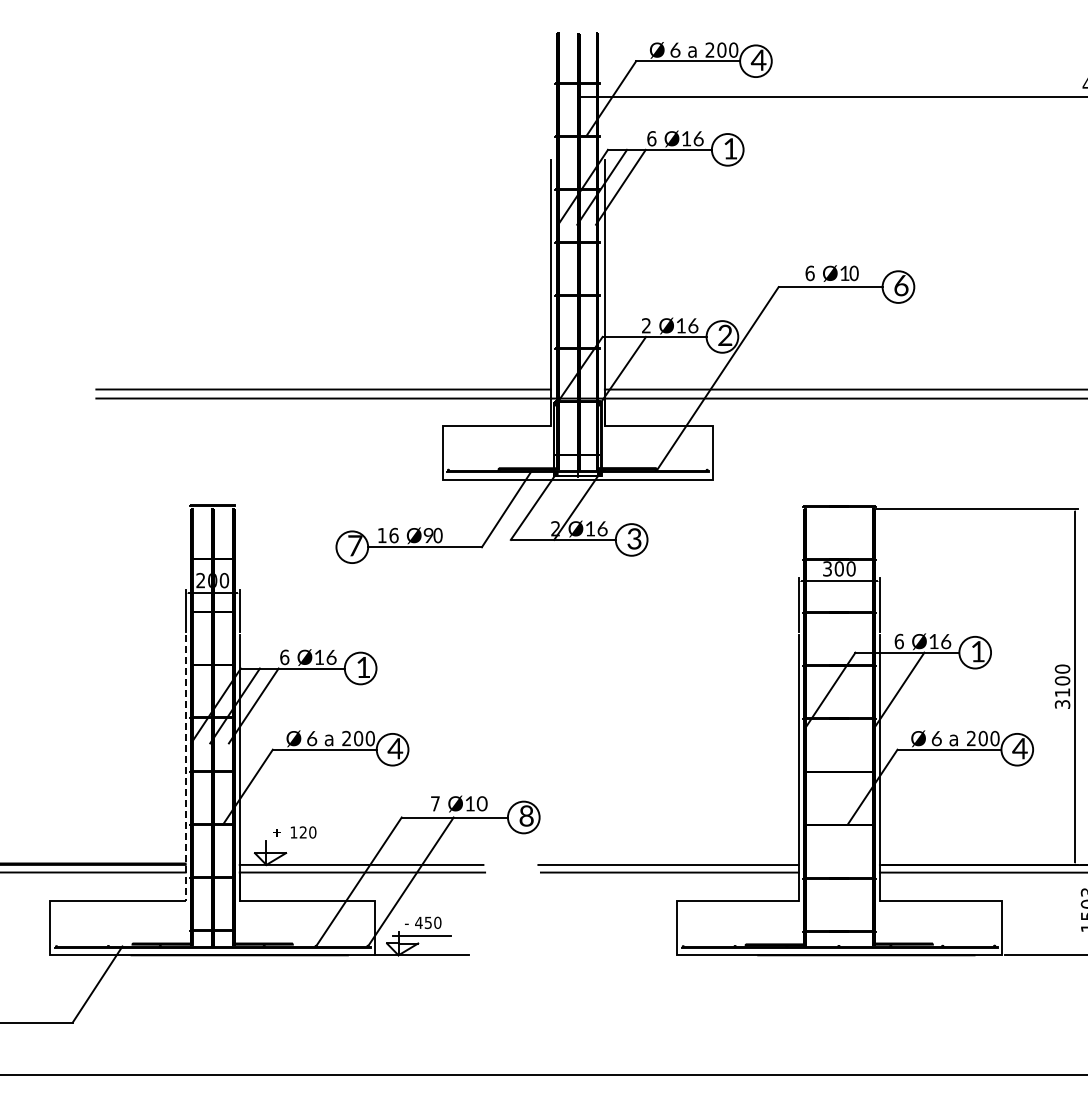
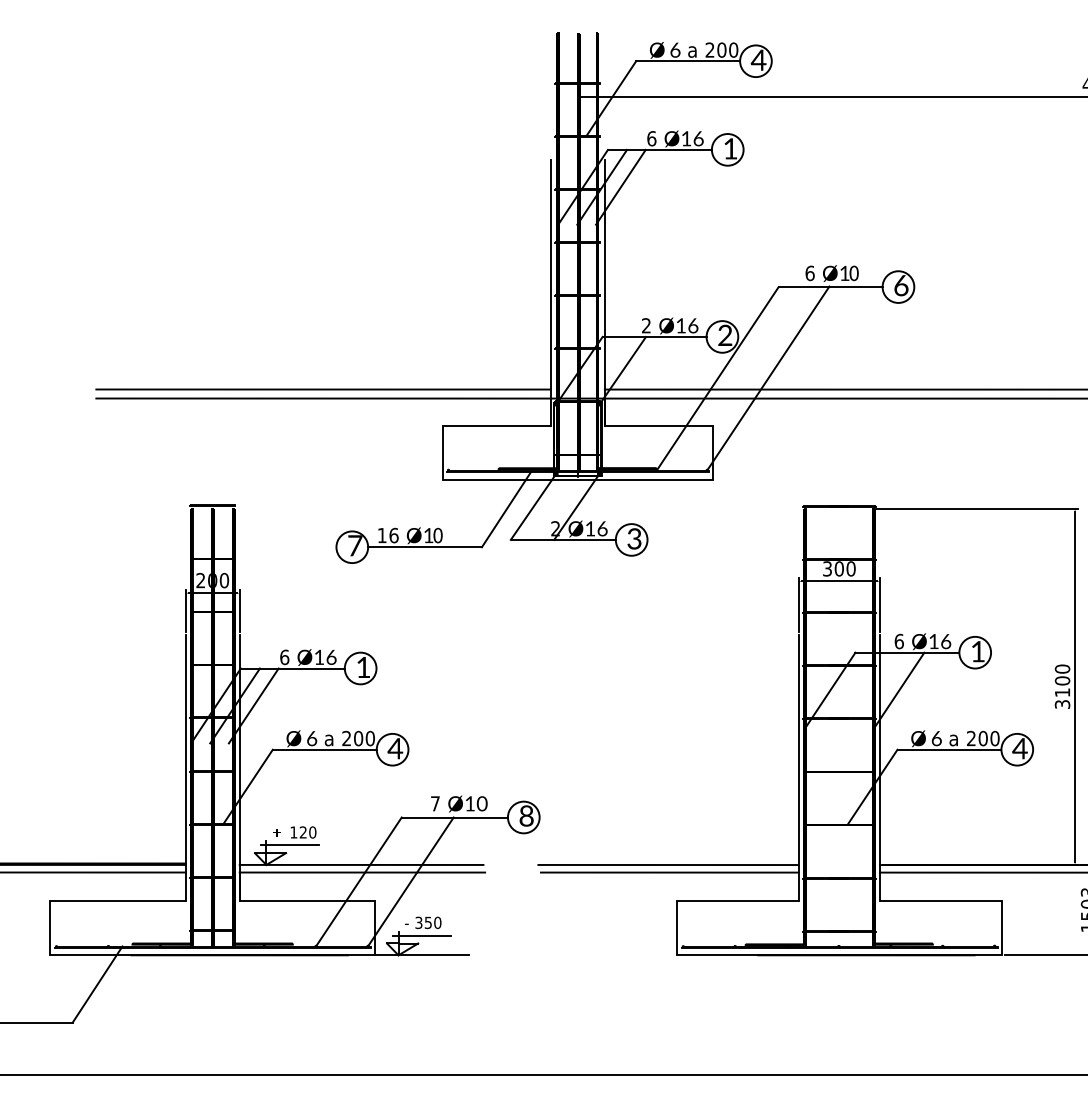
line: none -> present (768, 377)
text: Ø9 -> Ø1 (428, 535)
line: dashed -> solid (185, 768)
line: none -> present (290, 845)
text: 450 -> 350 (418, 922)
